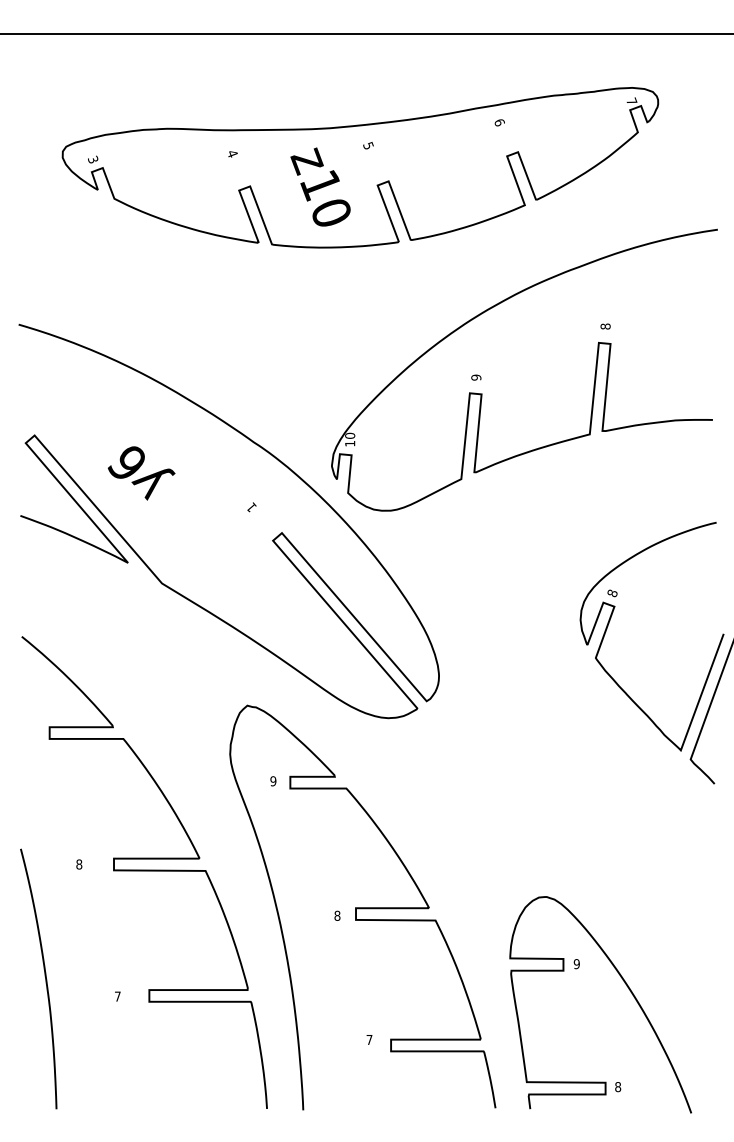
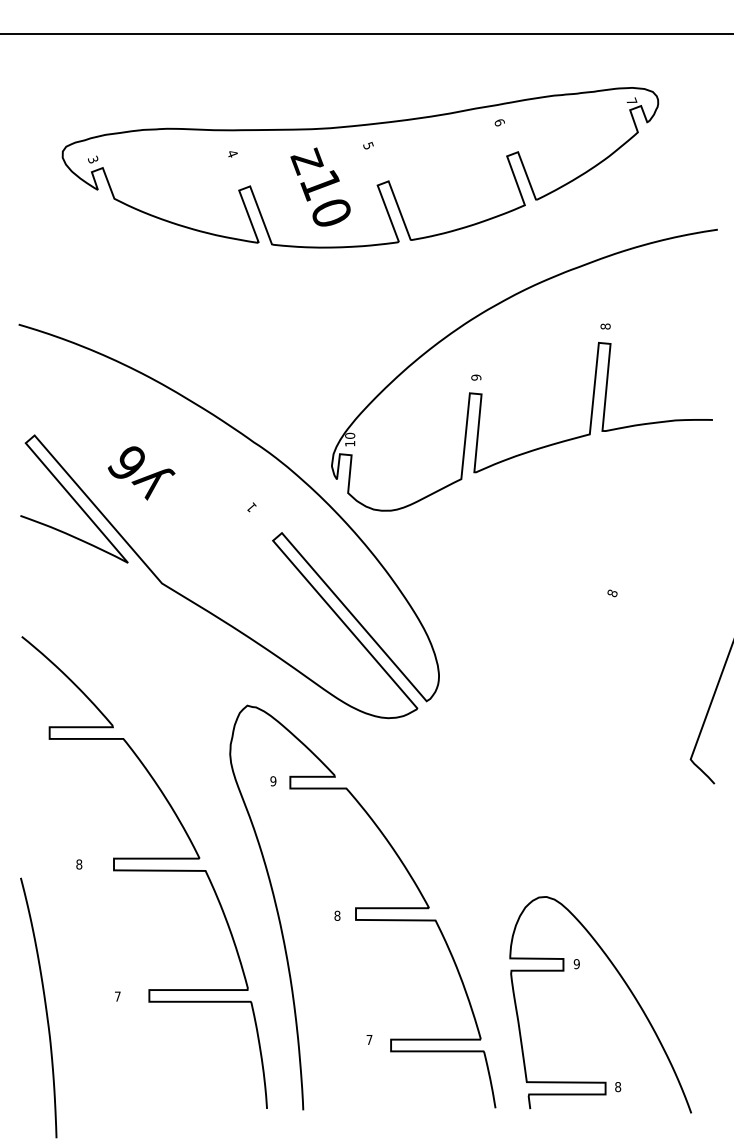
curve: present -> none (611, 618)
curve position: (44, 976) -> (44, 1005) (44, 1005)
